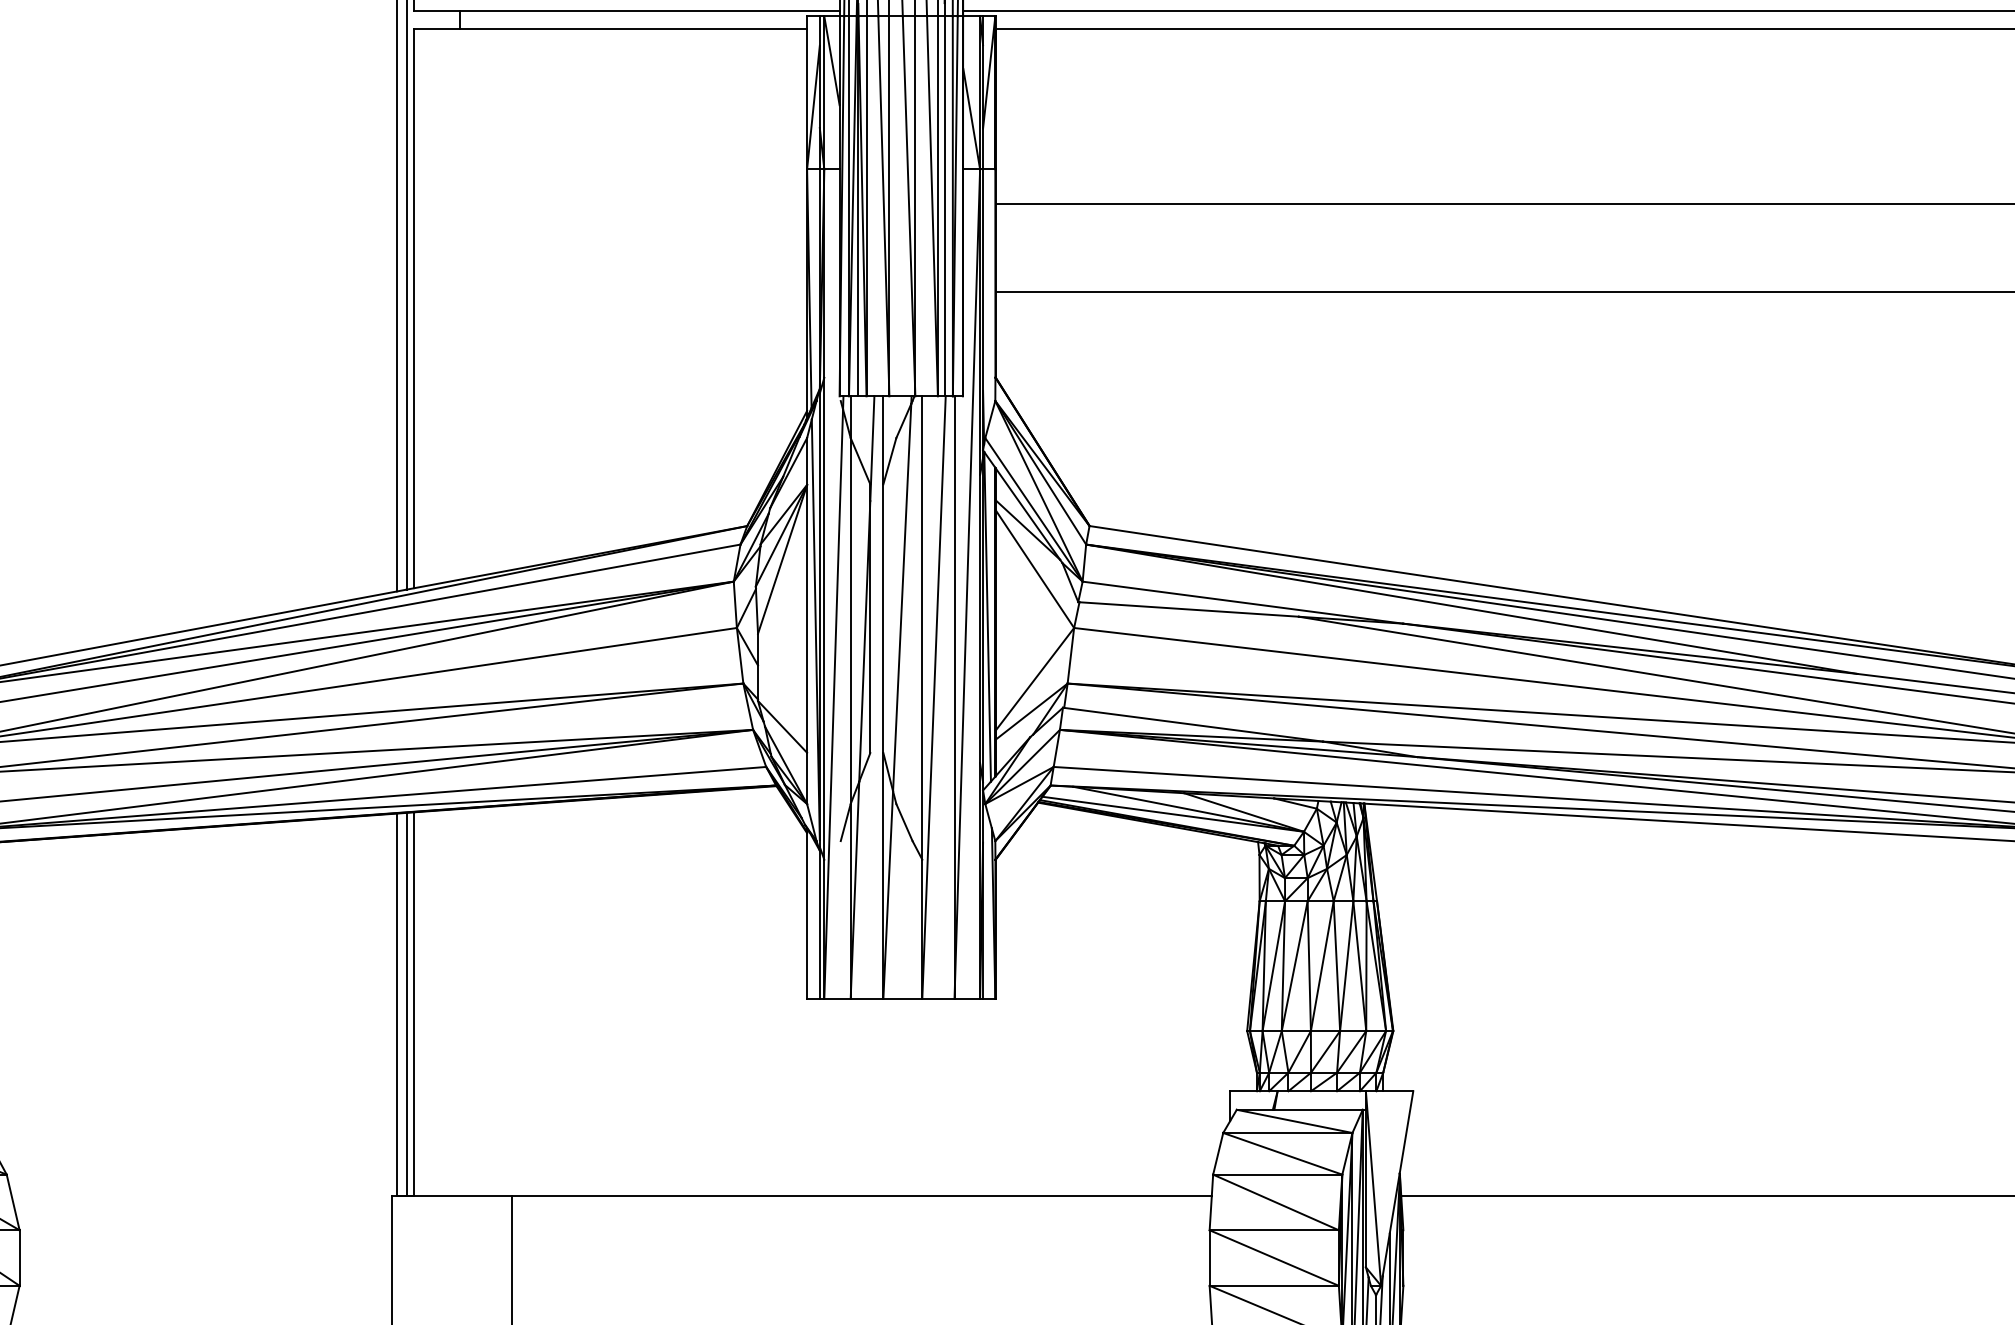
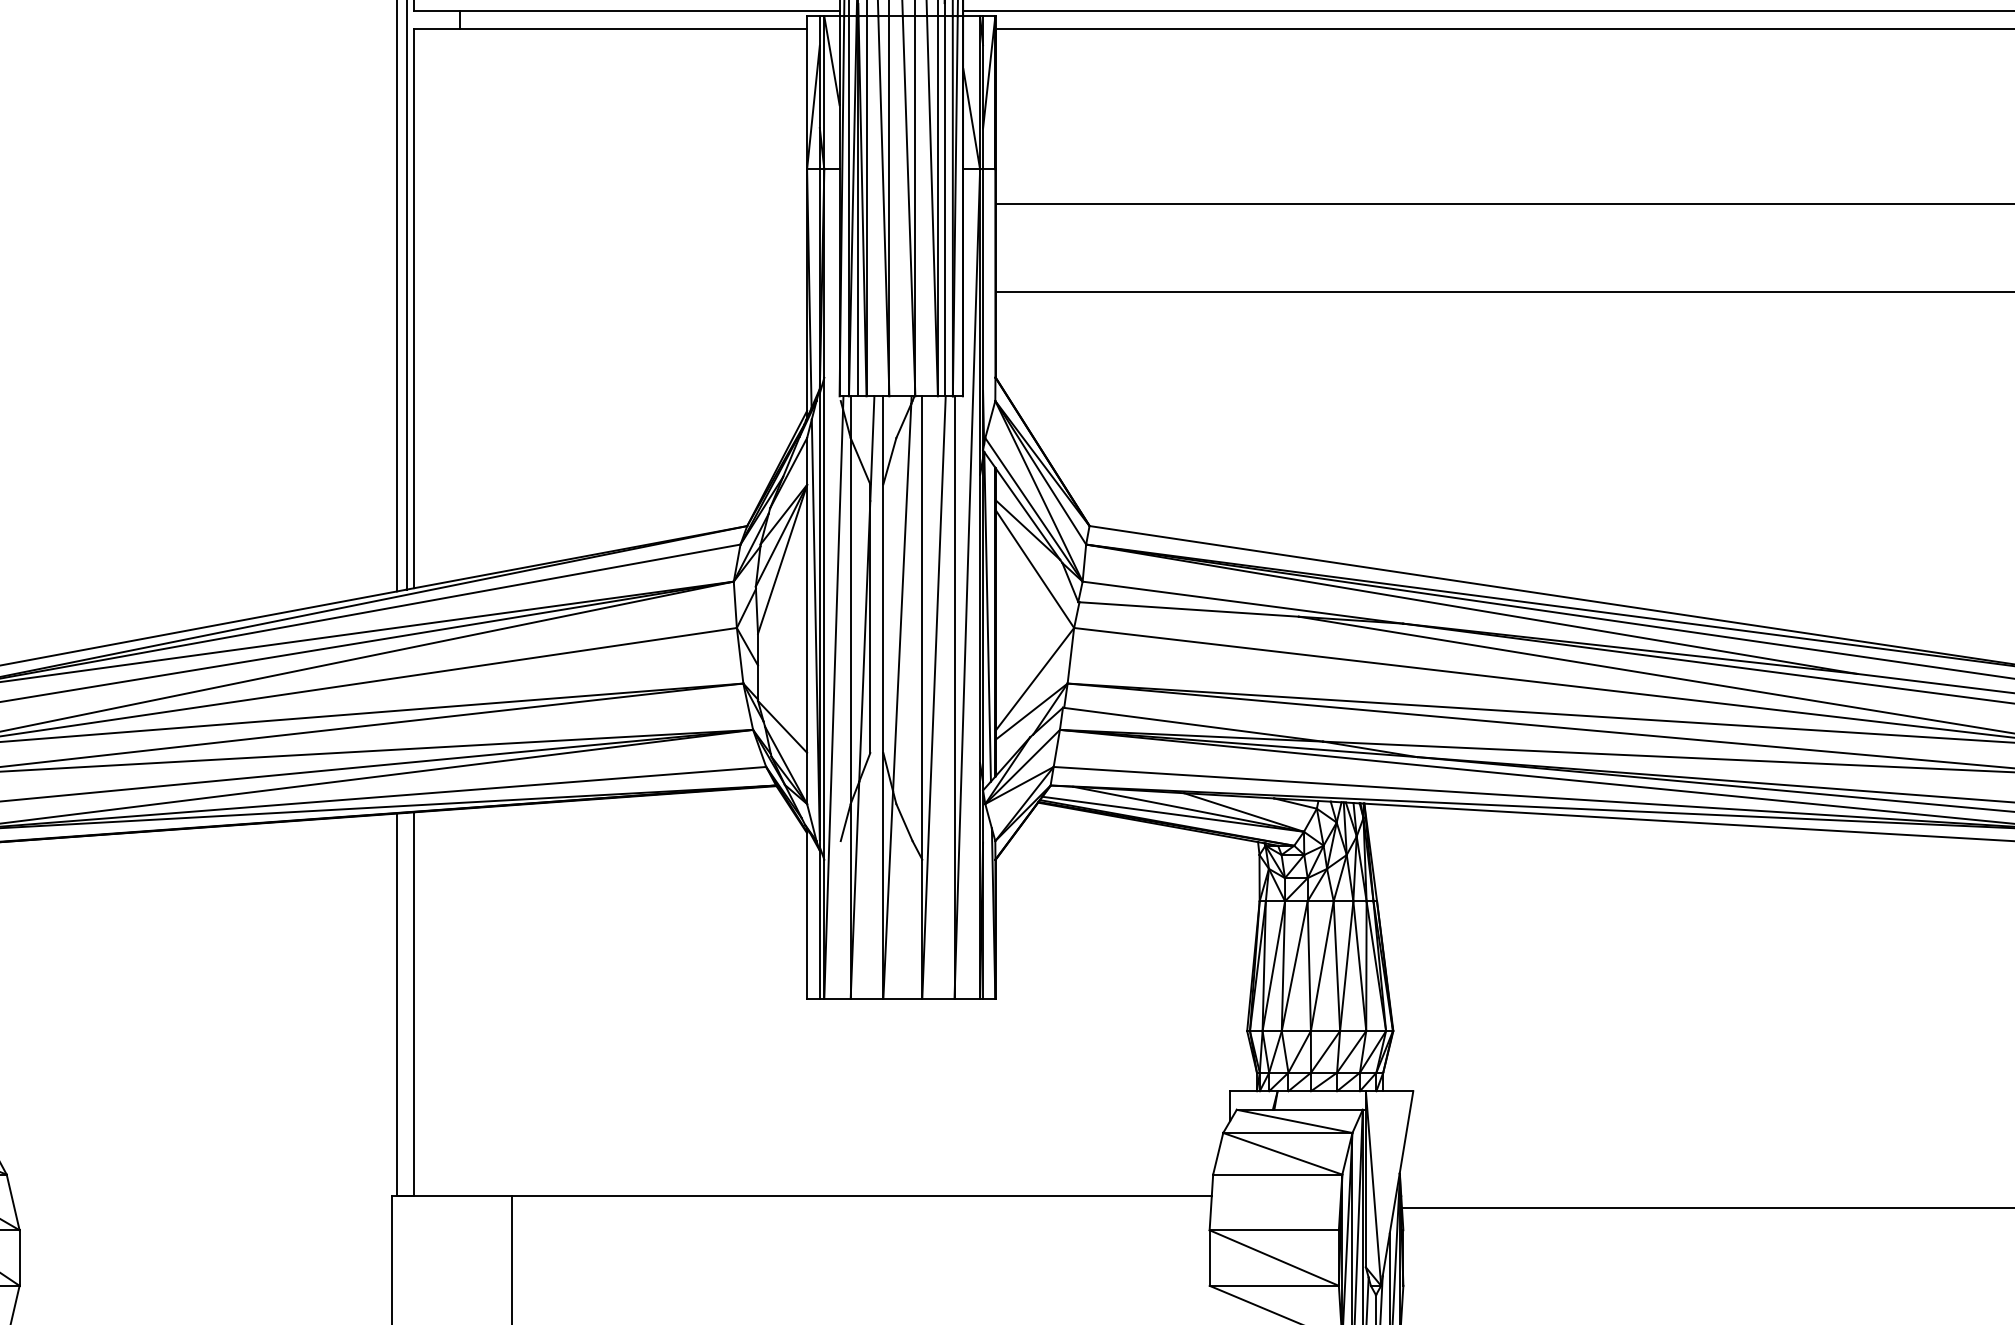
line: present -> none (406, 1004)
line position: (1706, 1196) -> (1706, 1208) (1706, 1208)
line: present -> none (1275, 1202)
line: present -> none (1210, 1303)
